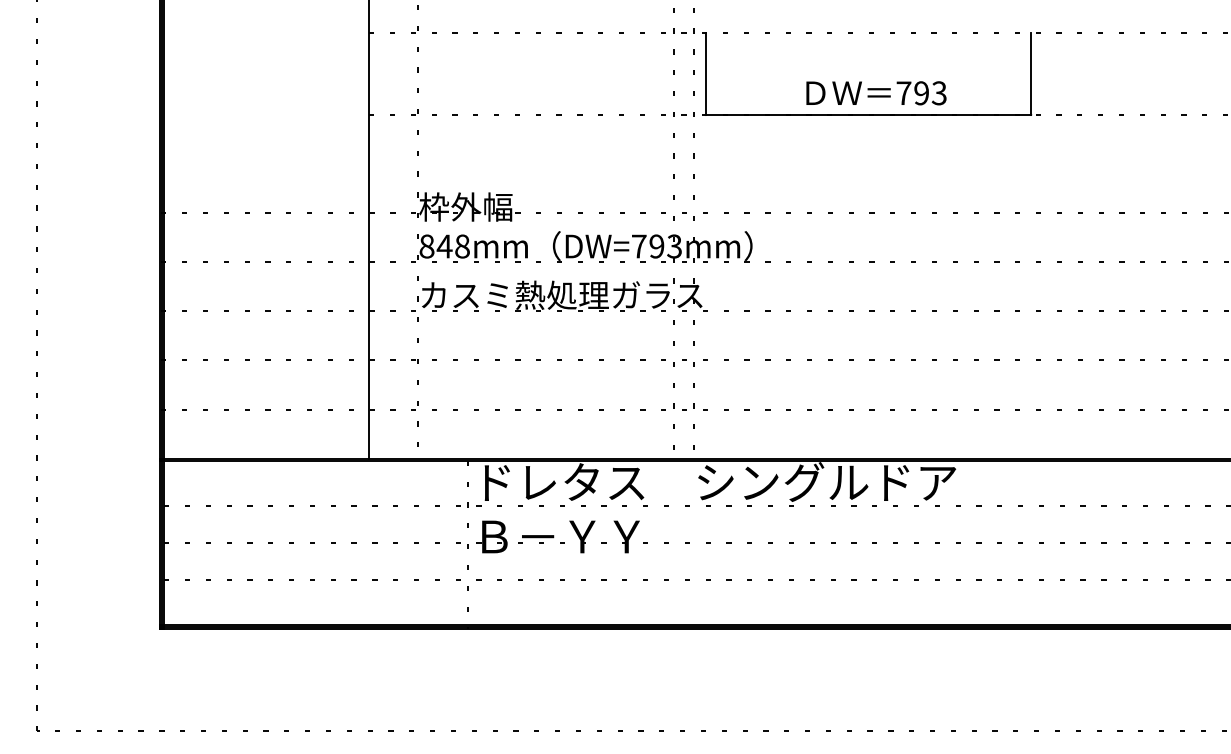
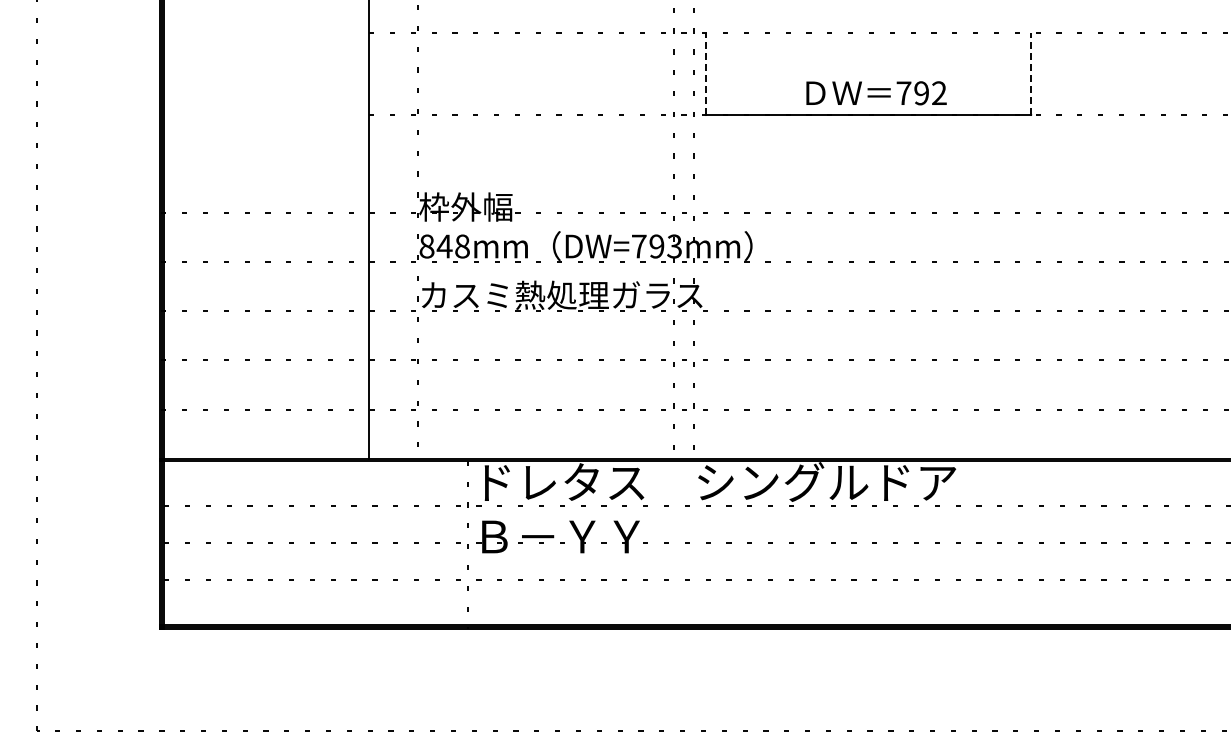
line: solid -> dashed (705, 73)
line: solid -> dashed (1031, 73)
text: 793 -> 792 (938, 93)
